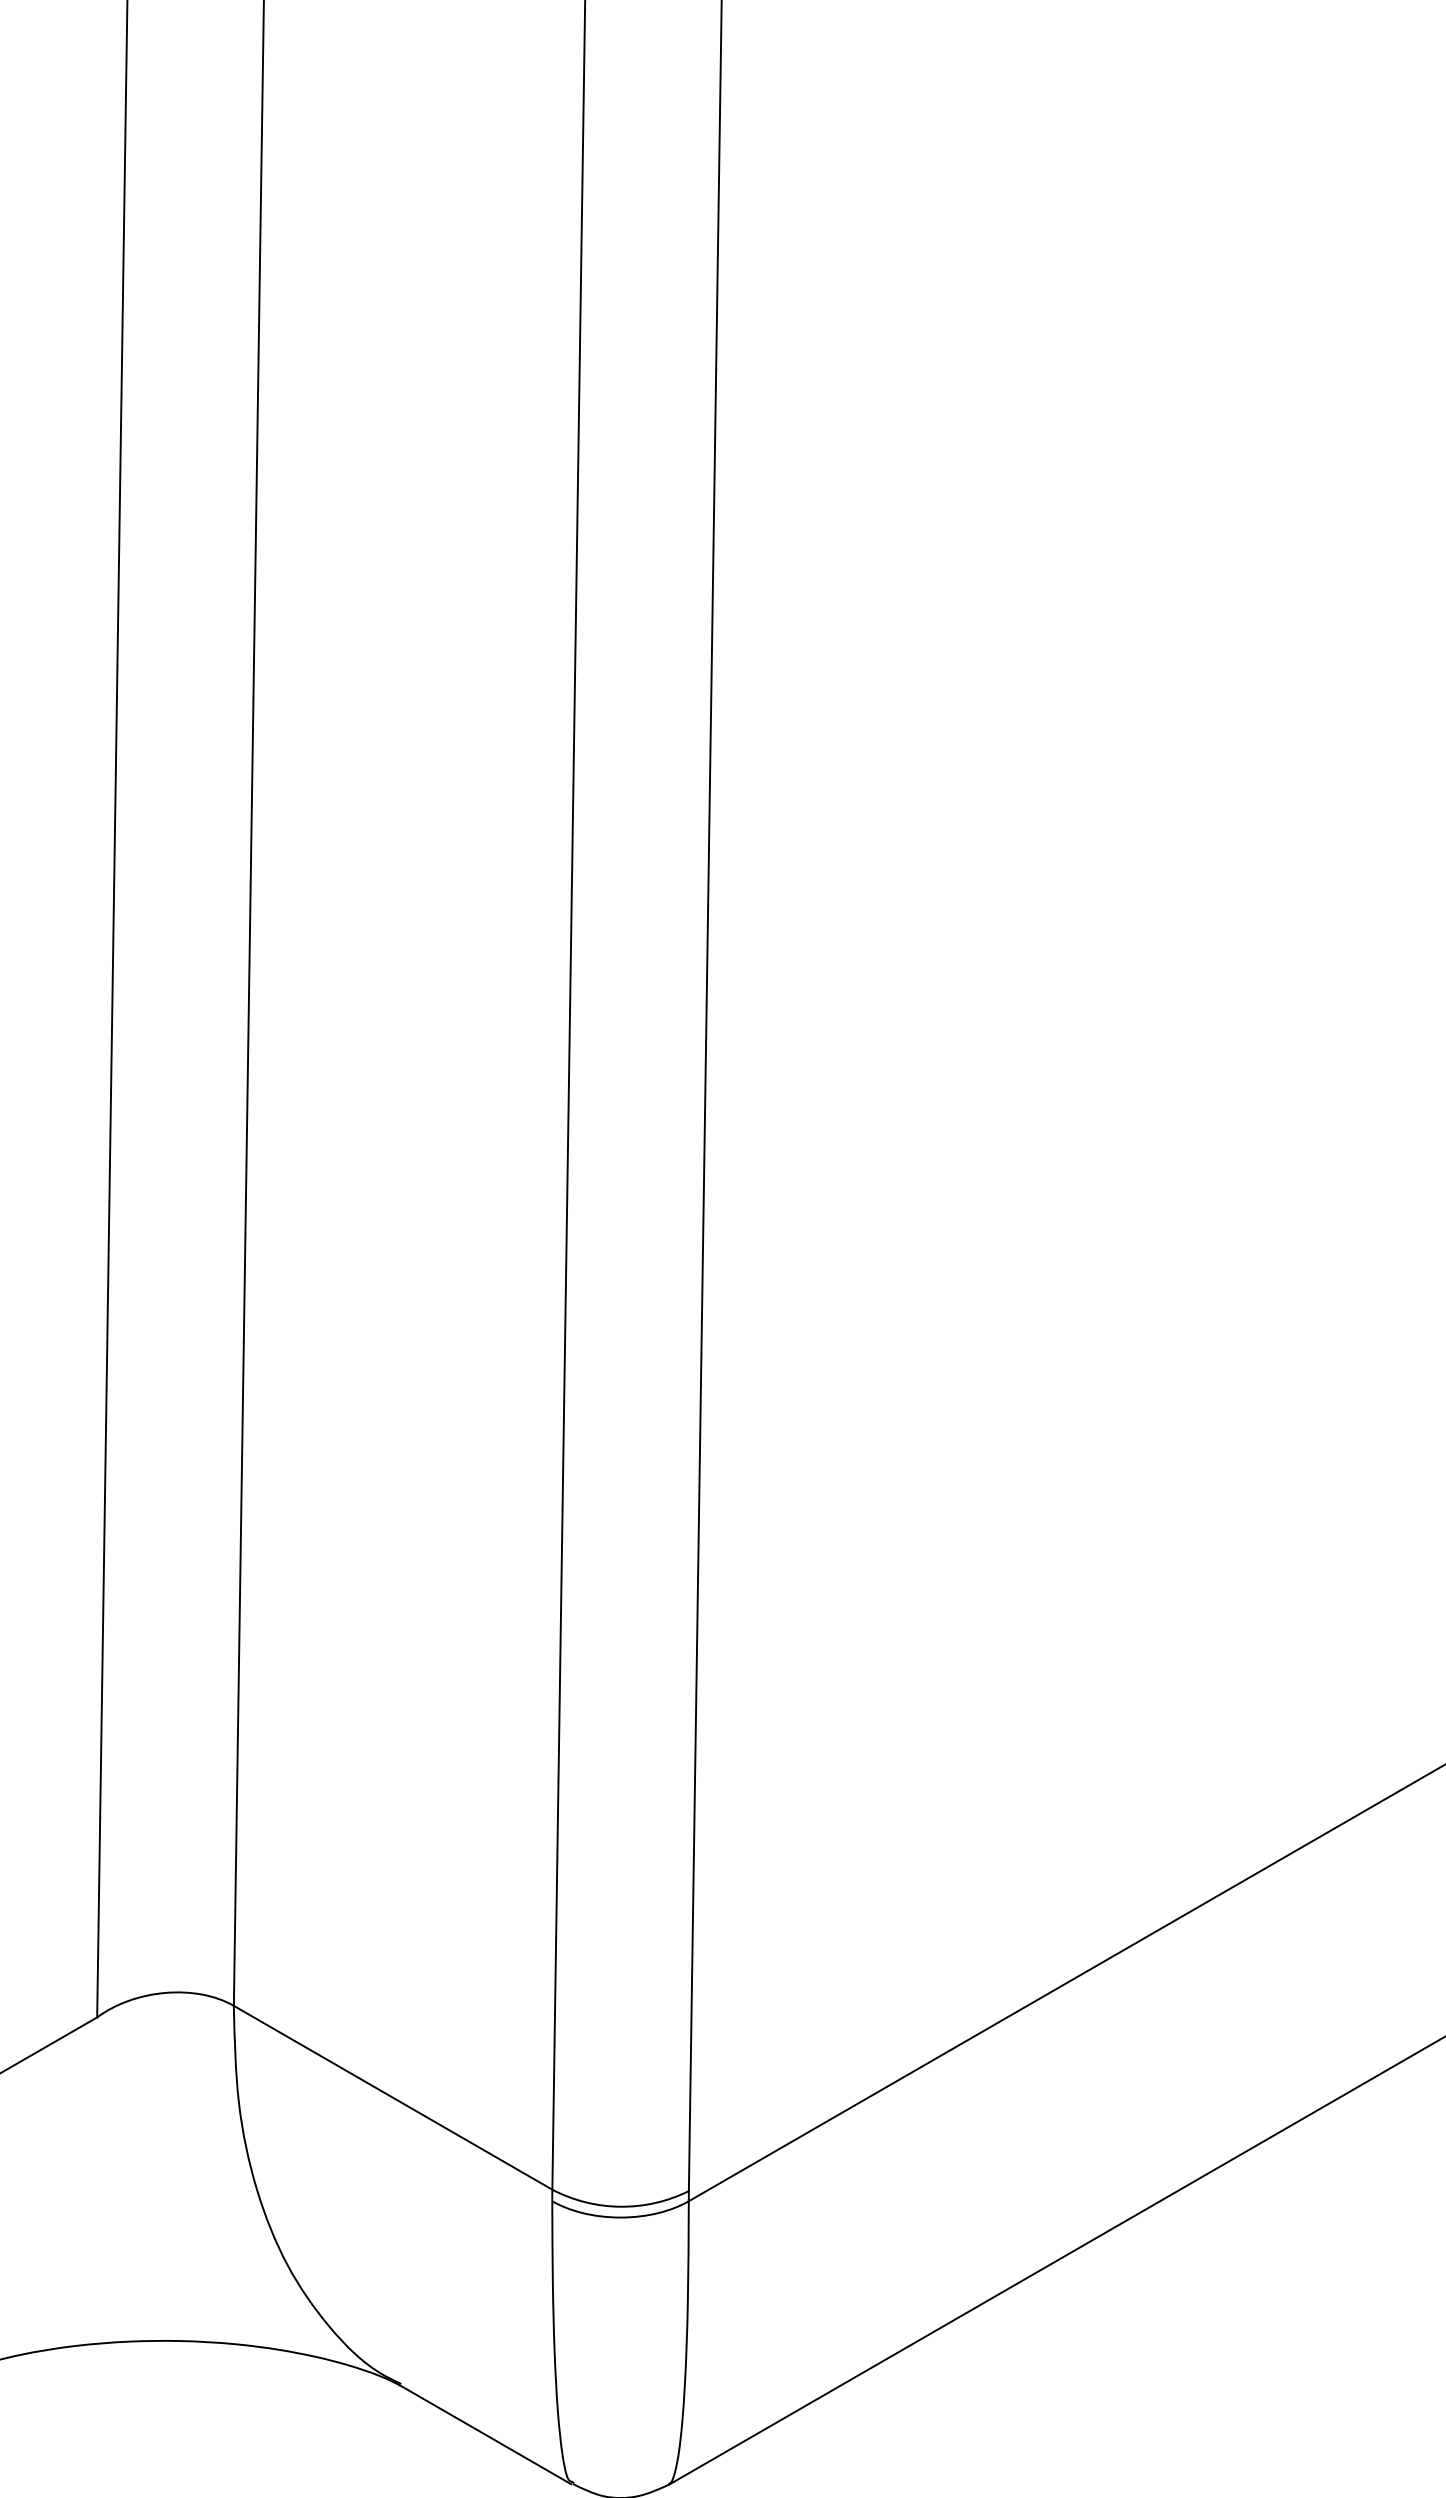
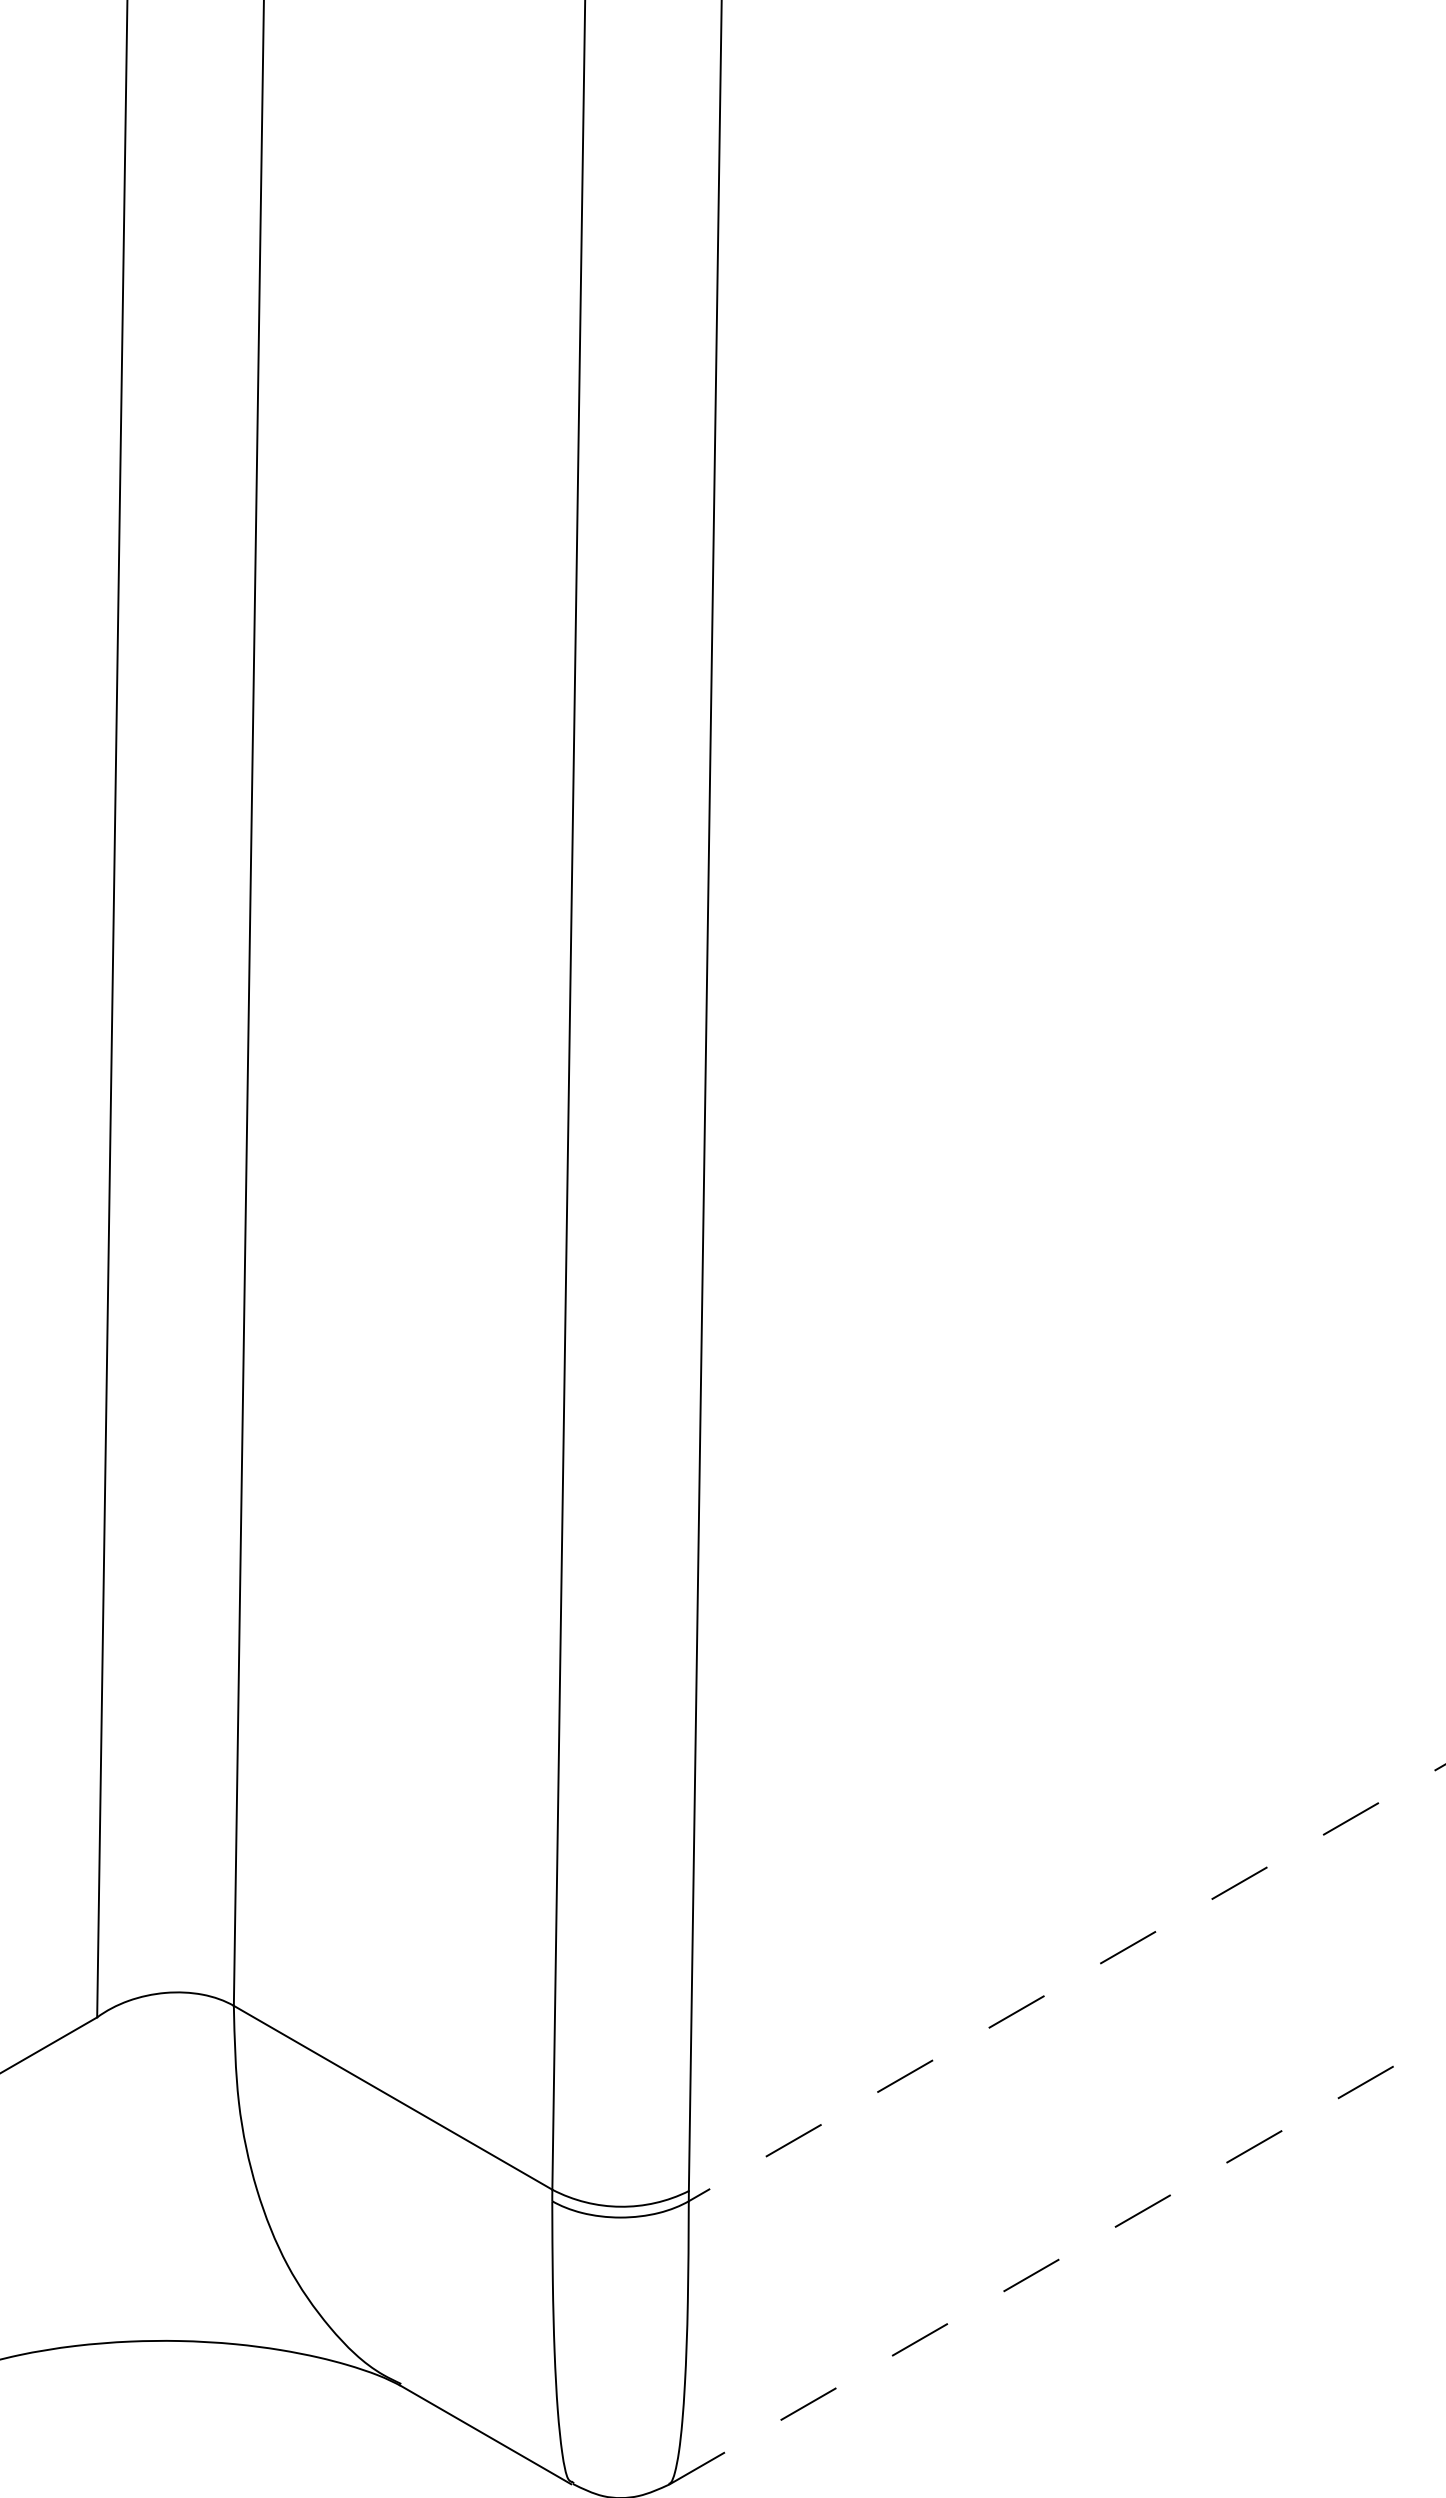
line: solid -> dashed (1067, 1982)
line: solid -> dashed (1058, 2260)
